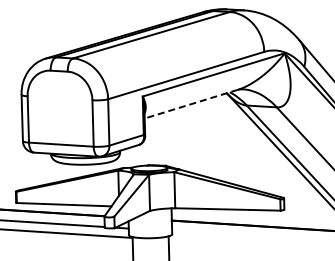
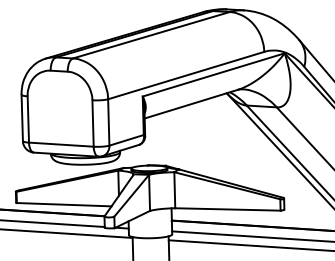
line: dashed -> solid (191, 104)
line: none -> present (251, 236)
line: none -> present (249, 245)
